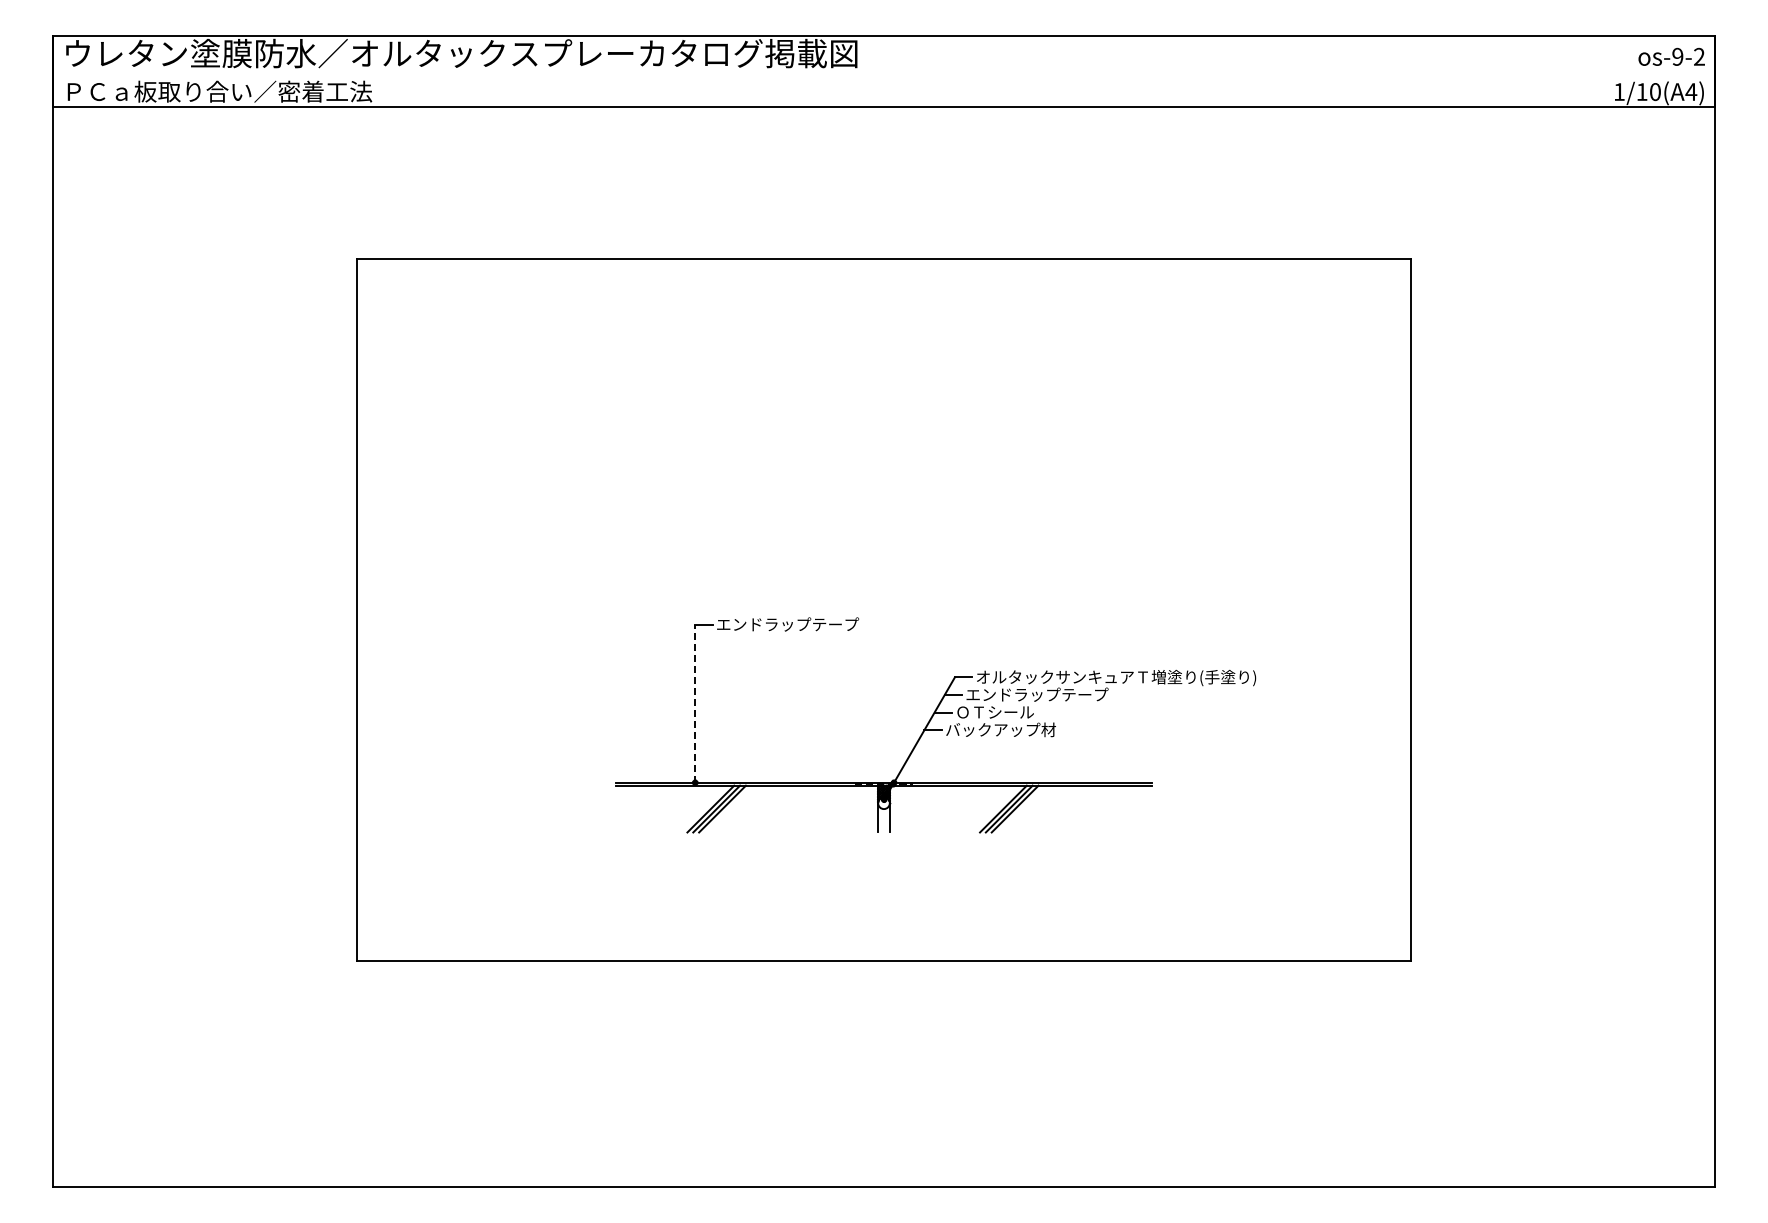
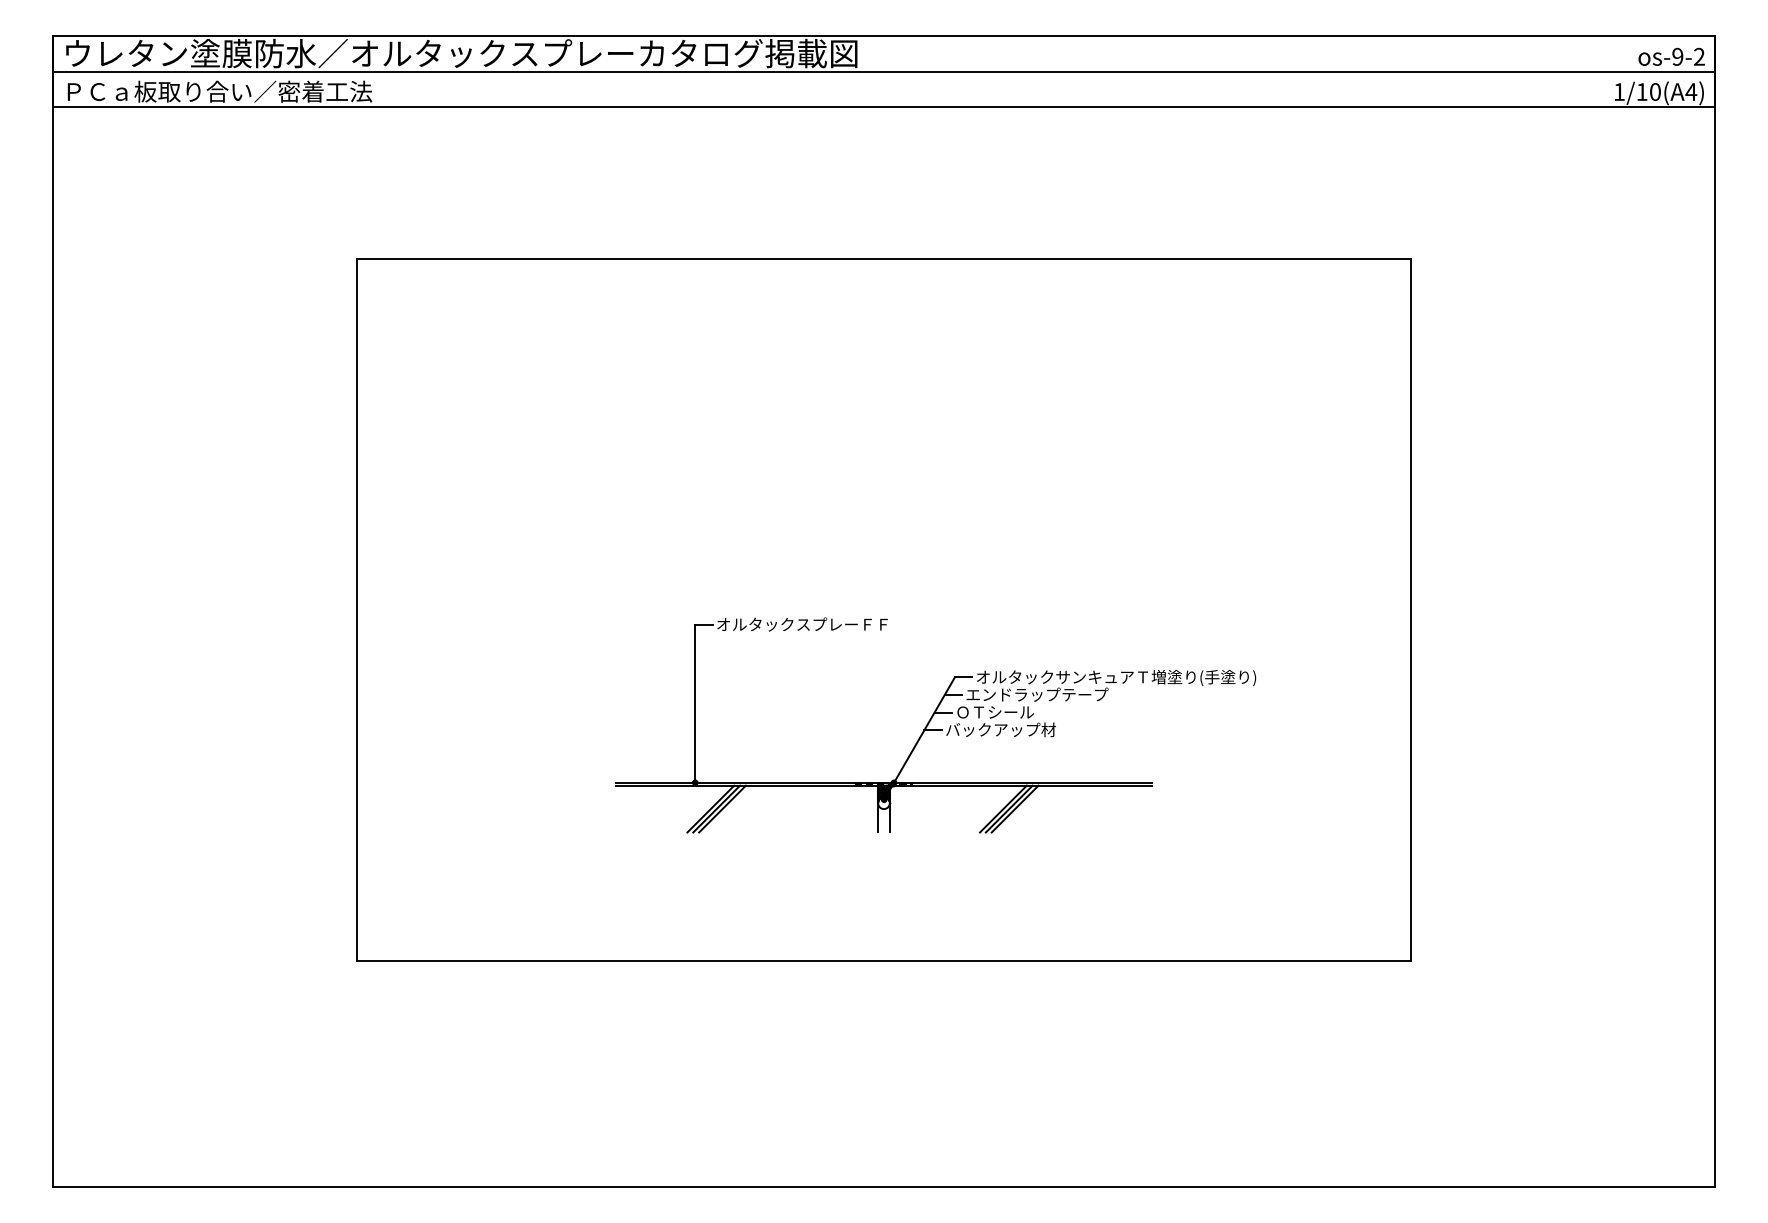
line: none -> present (883, 71)
text: エンドラップテープ -> オルタックスプレーＦＦ (802, 624)
line: dashed -> solid (695, 703)
